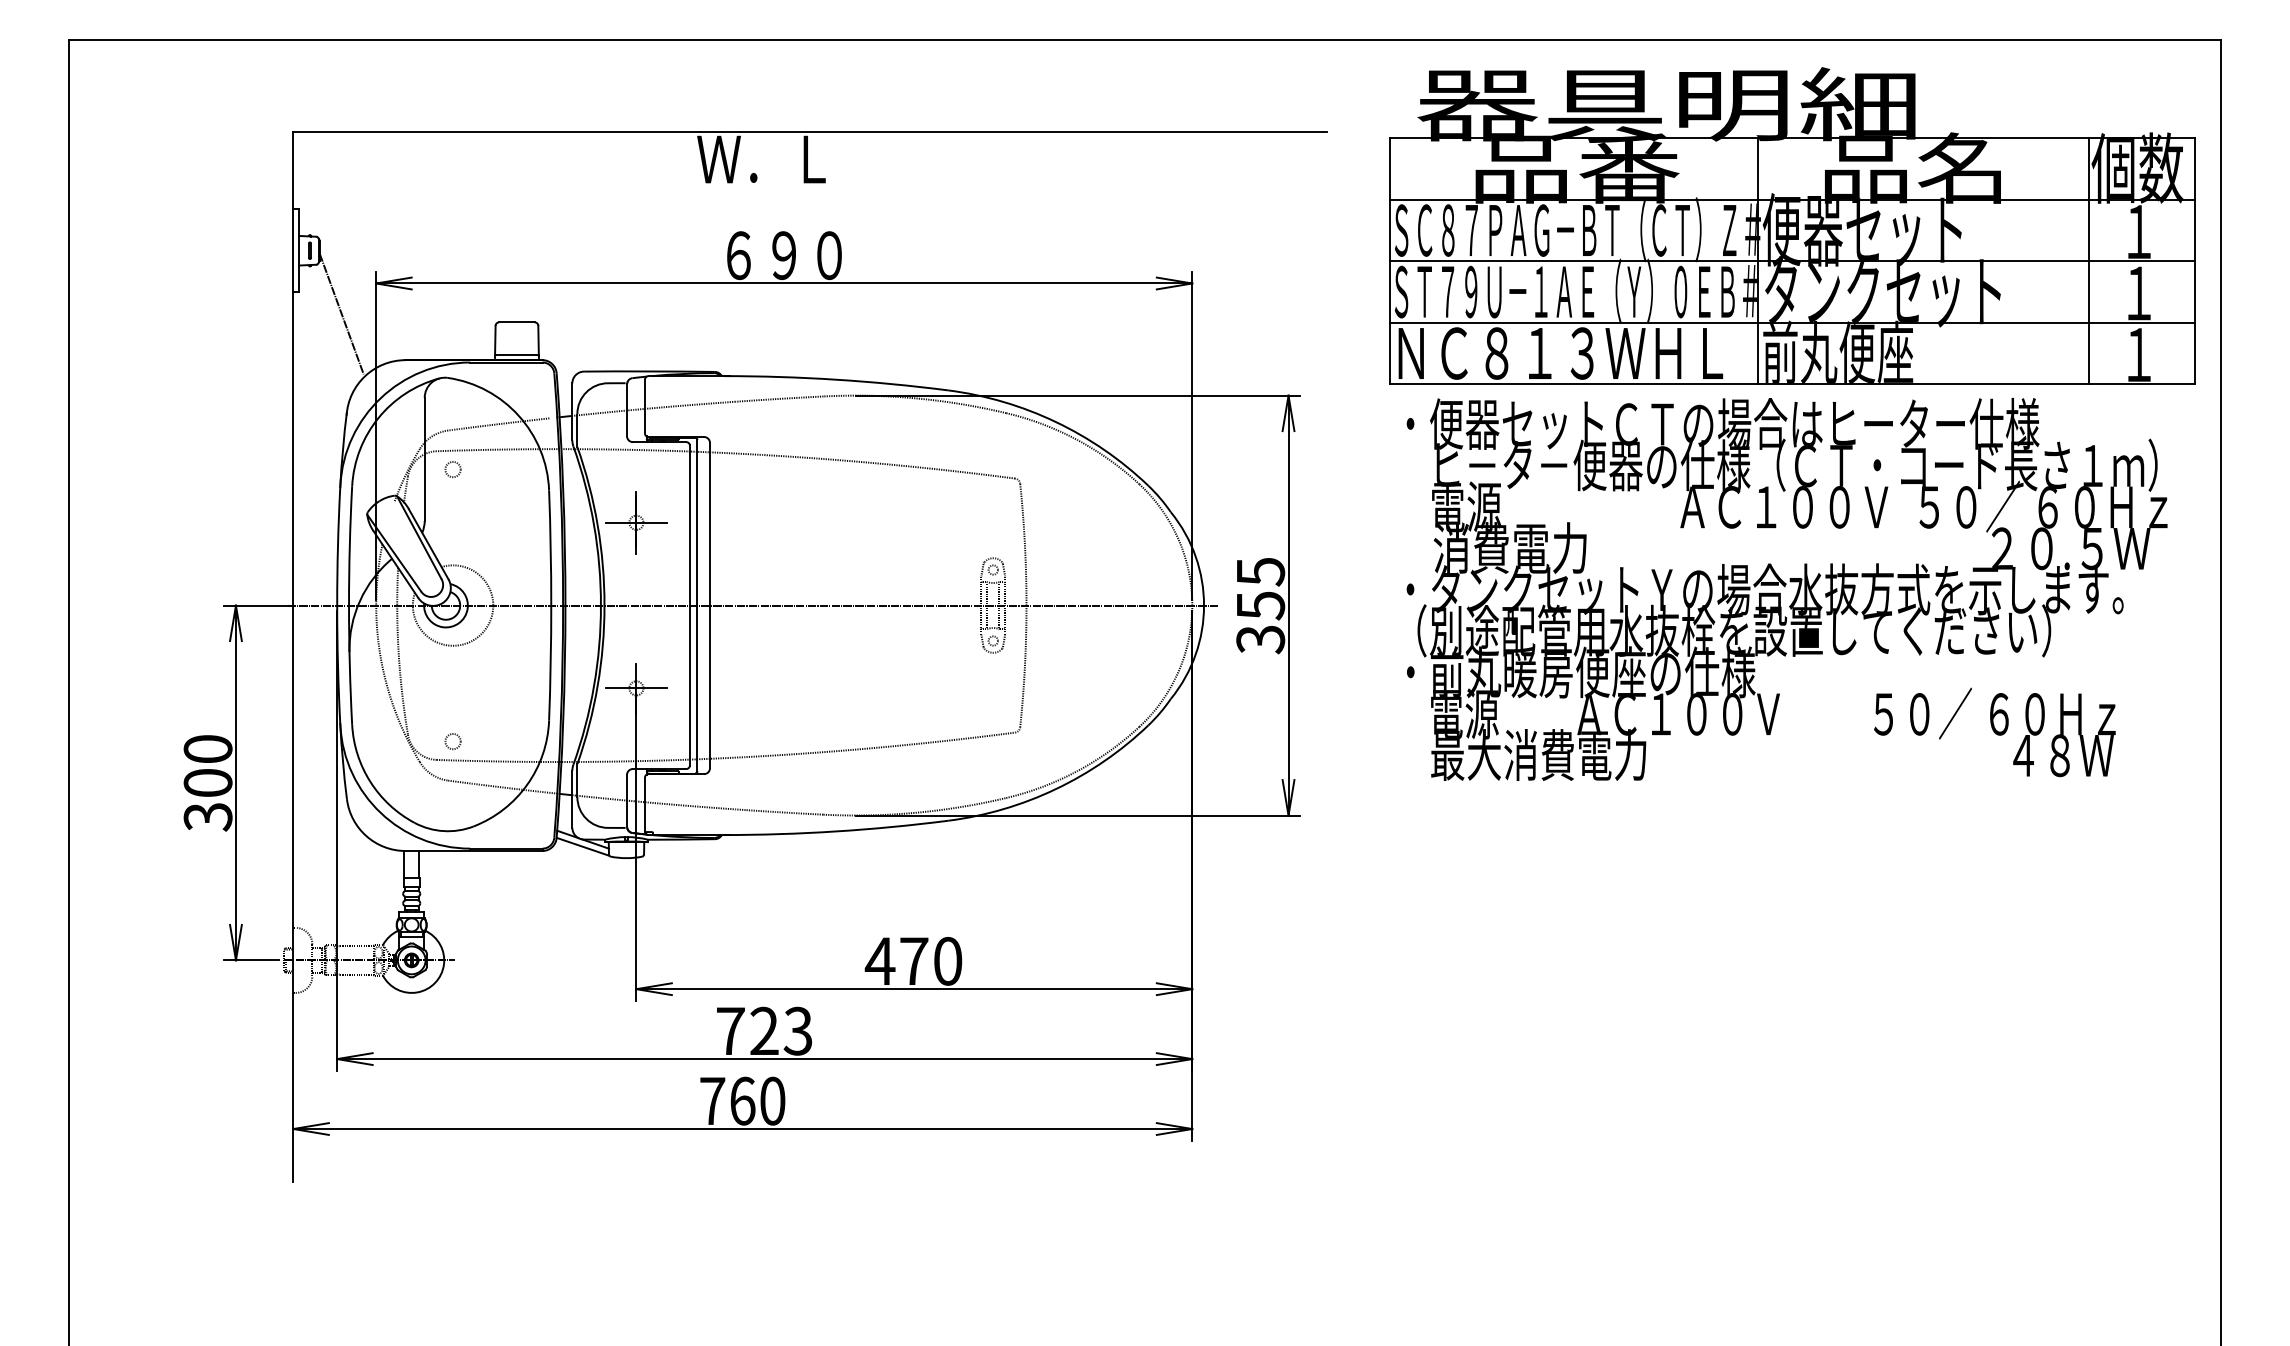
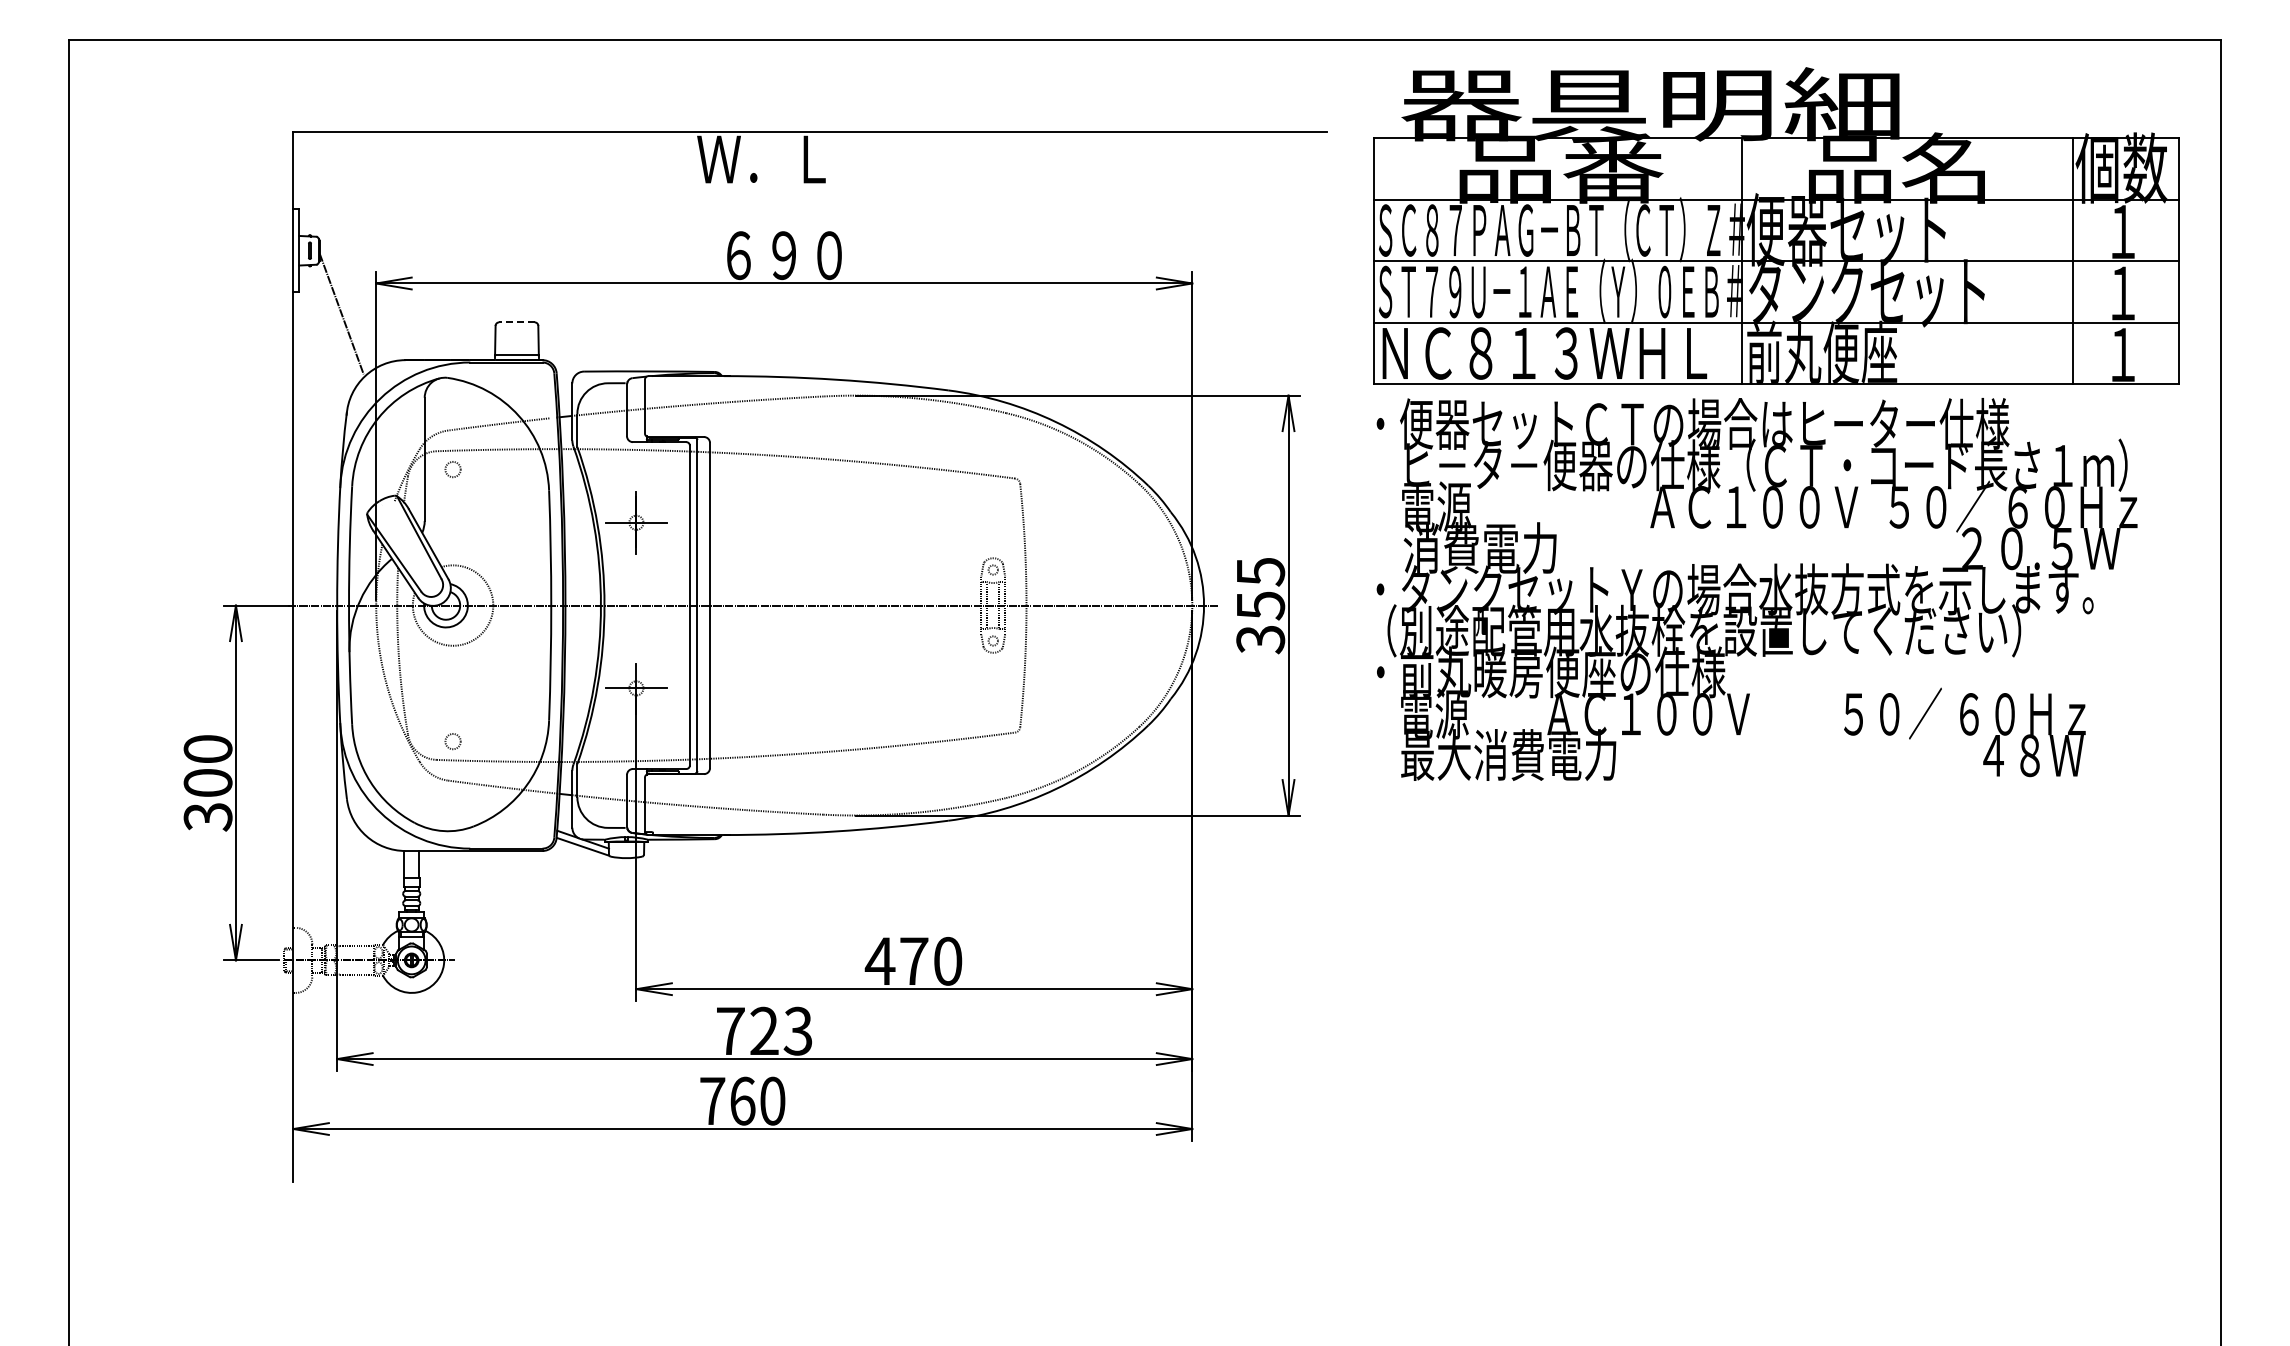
part position: (1792, 225) -> (1776, 225) (1776, 225)
line: solid -> dashed (516, 322)
text position: (1786, 589) -> (1756, 589) (1756, 589)
